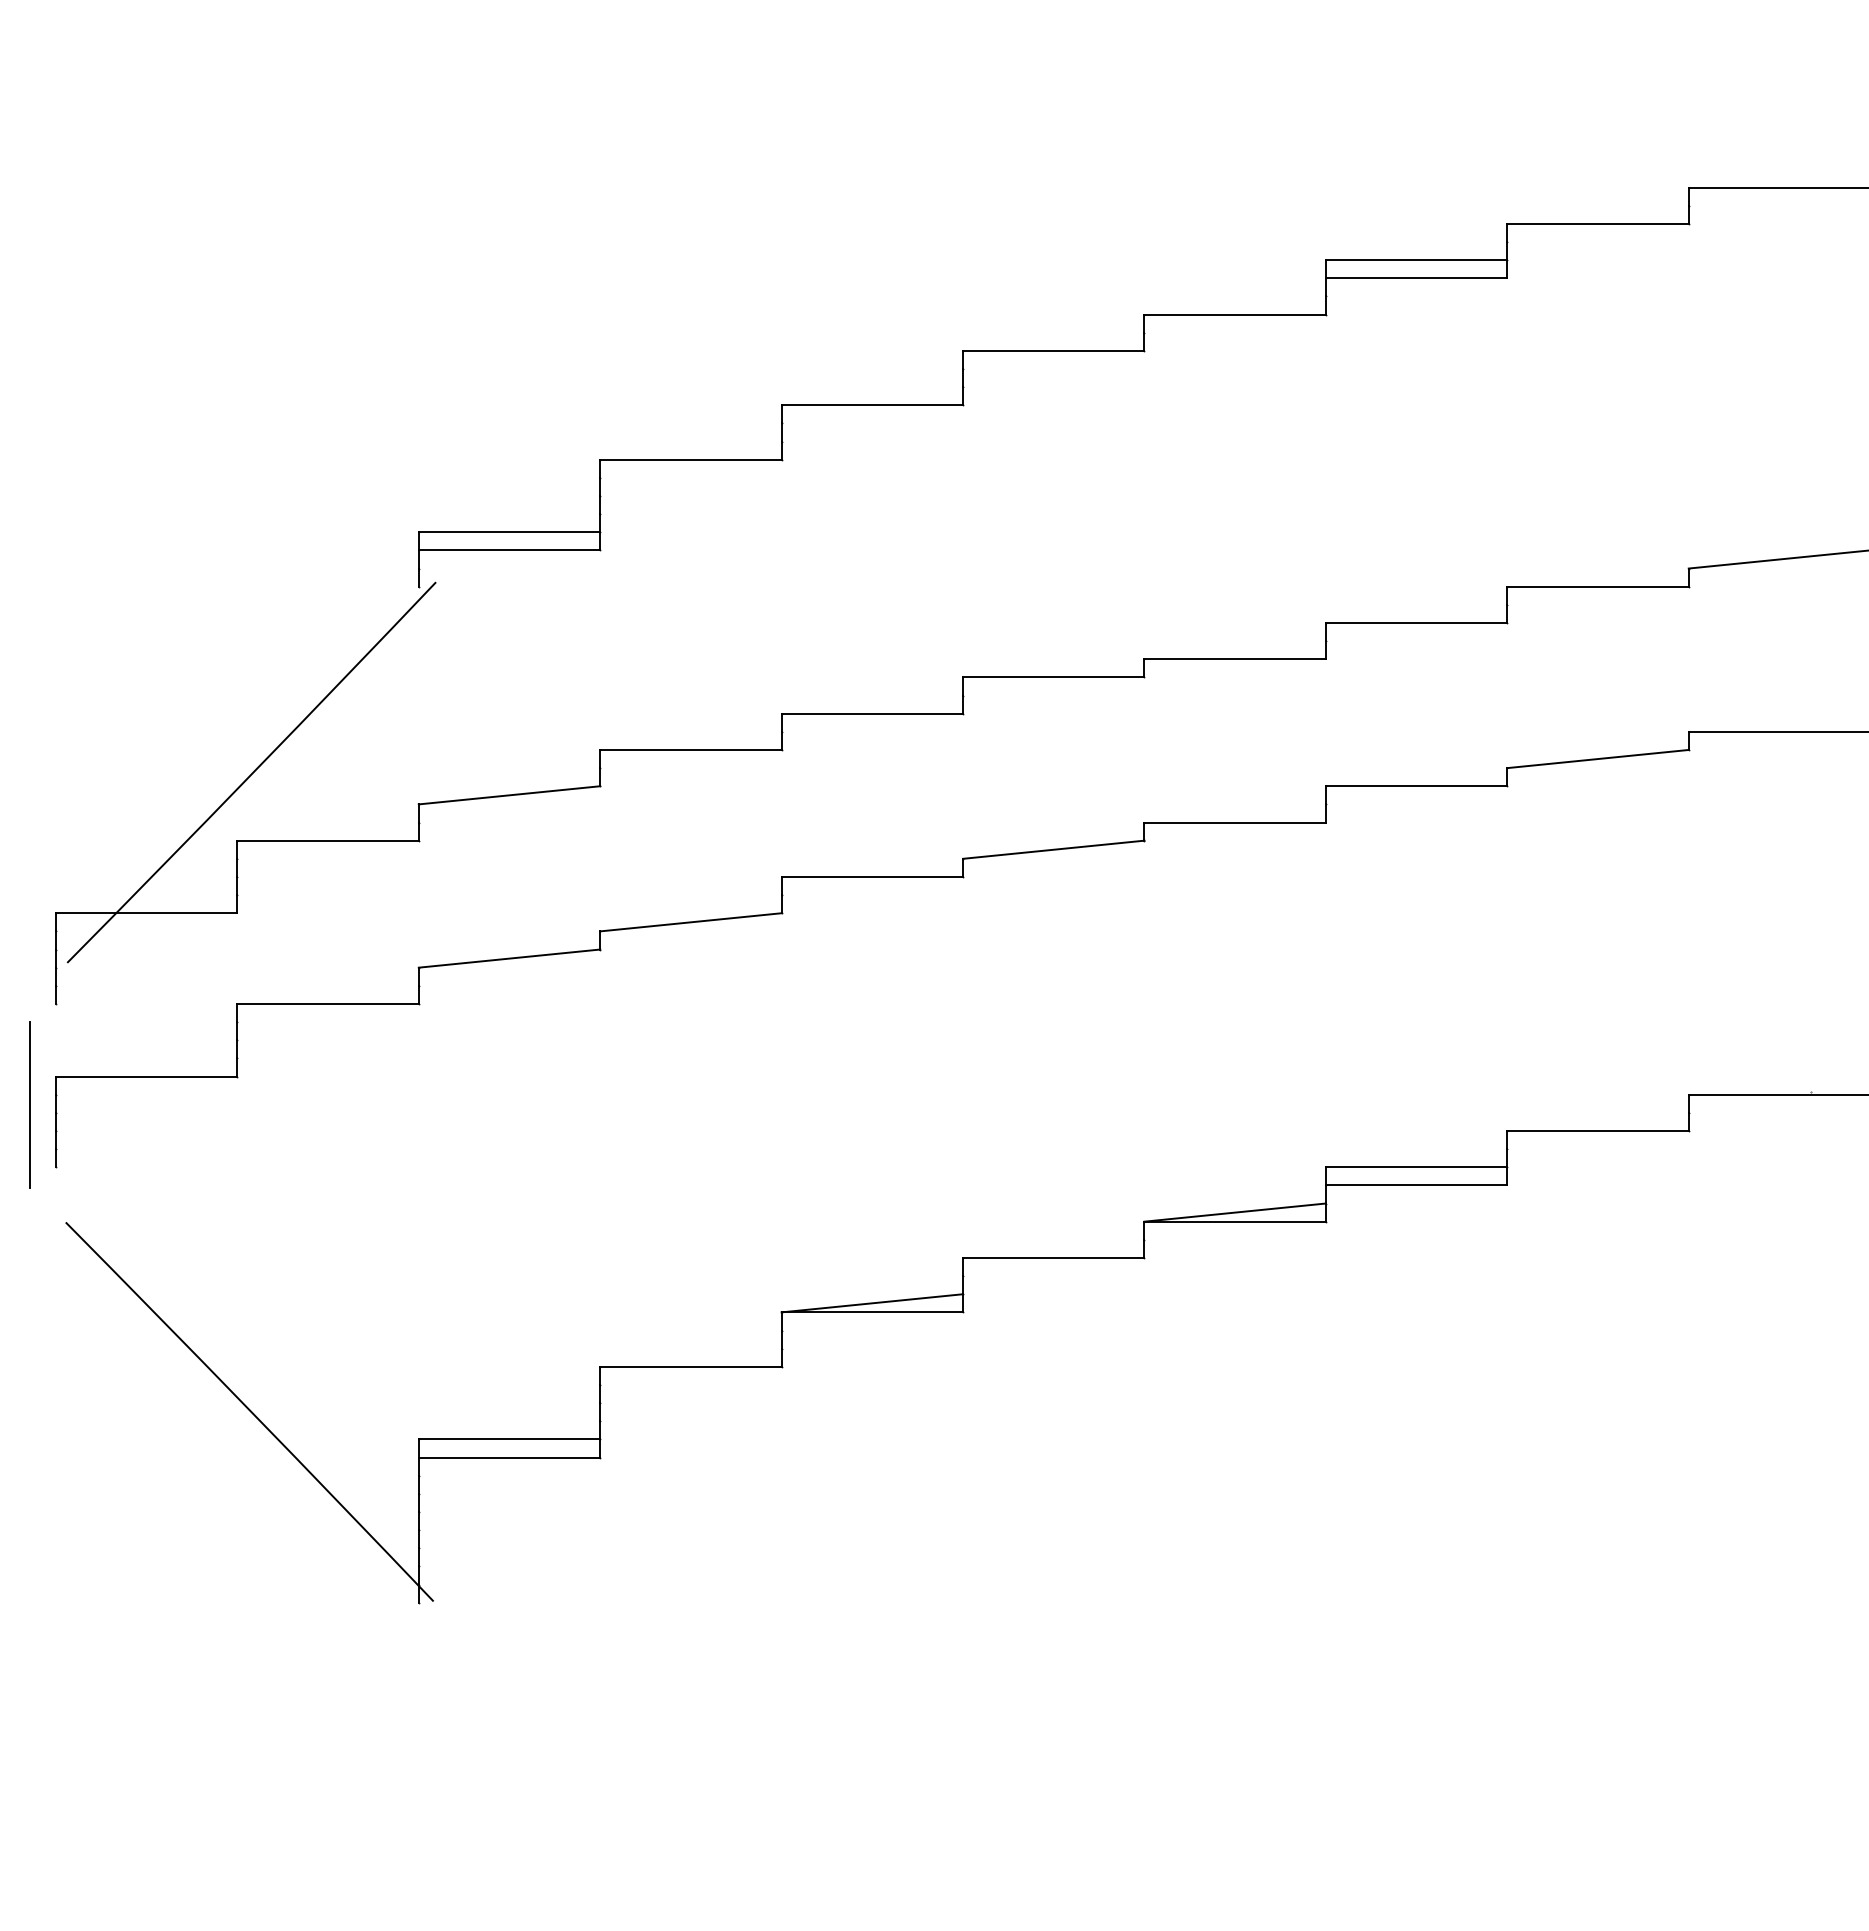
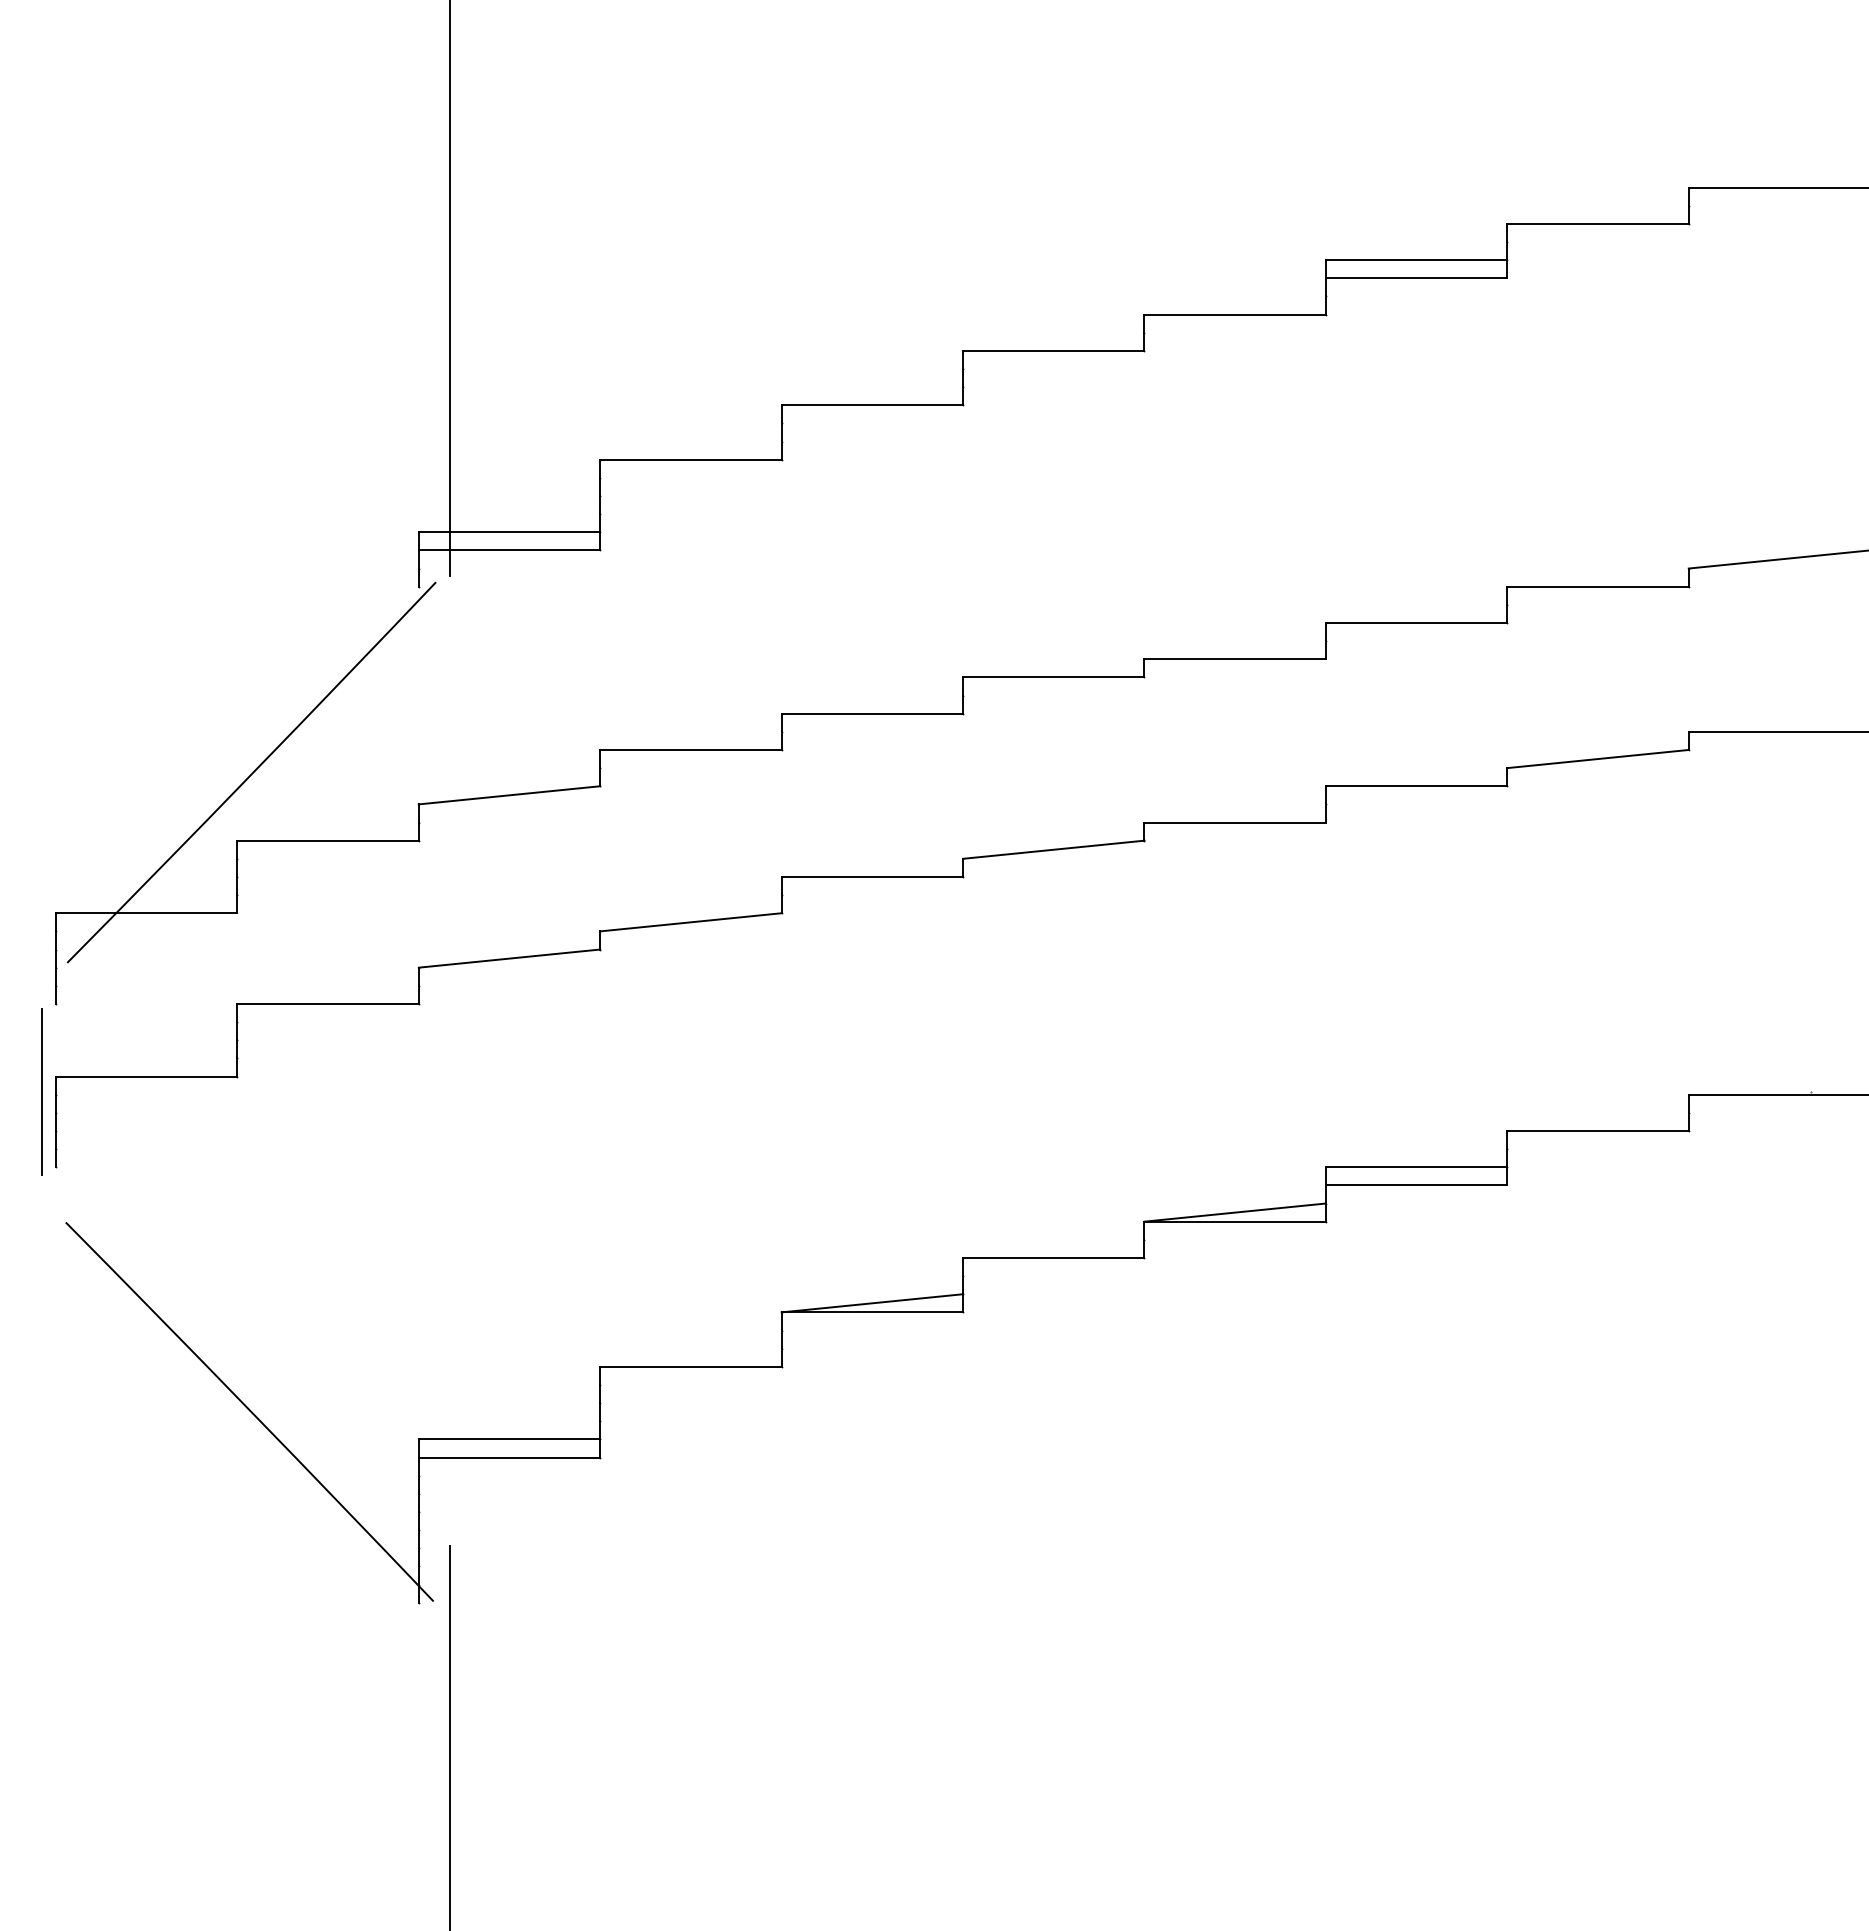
line: none -> present (450, 288)
line position: (29, 1104) -> (41, 1091) (41, 1091)
line: none -> present (450, 1736)
